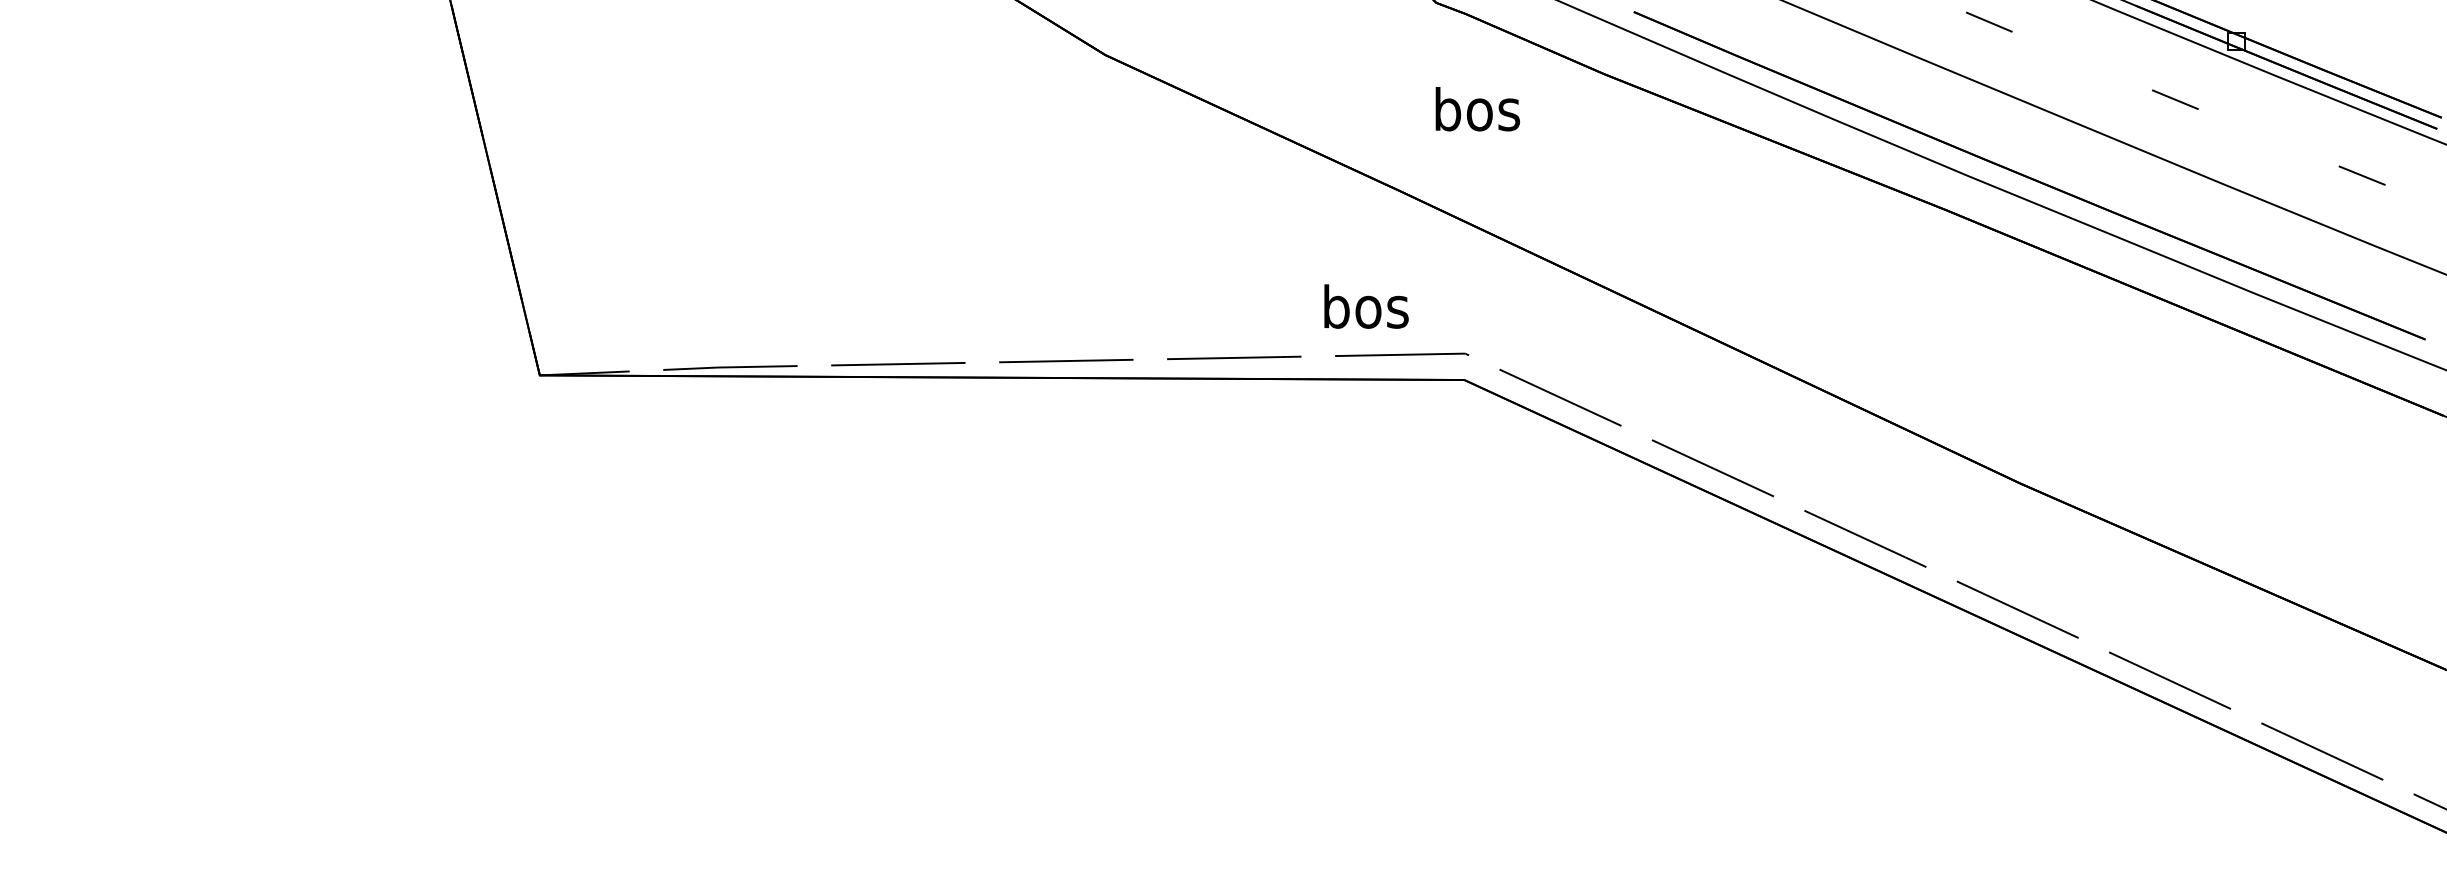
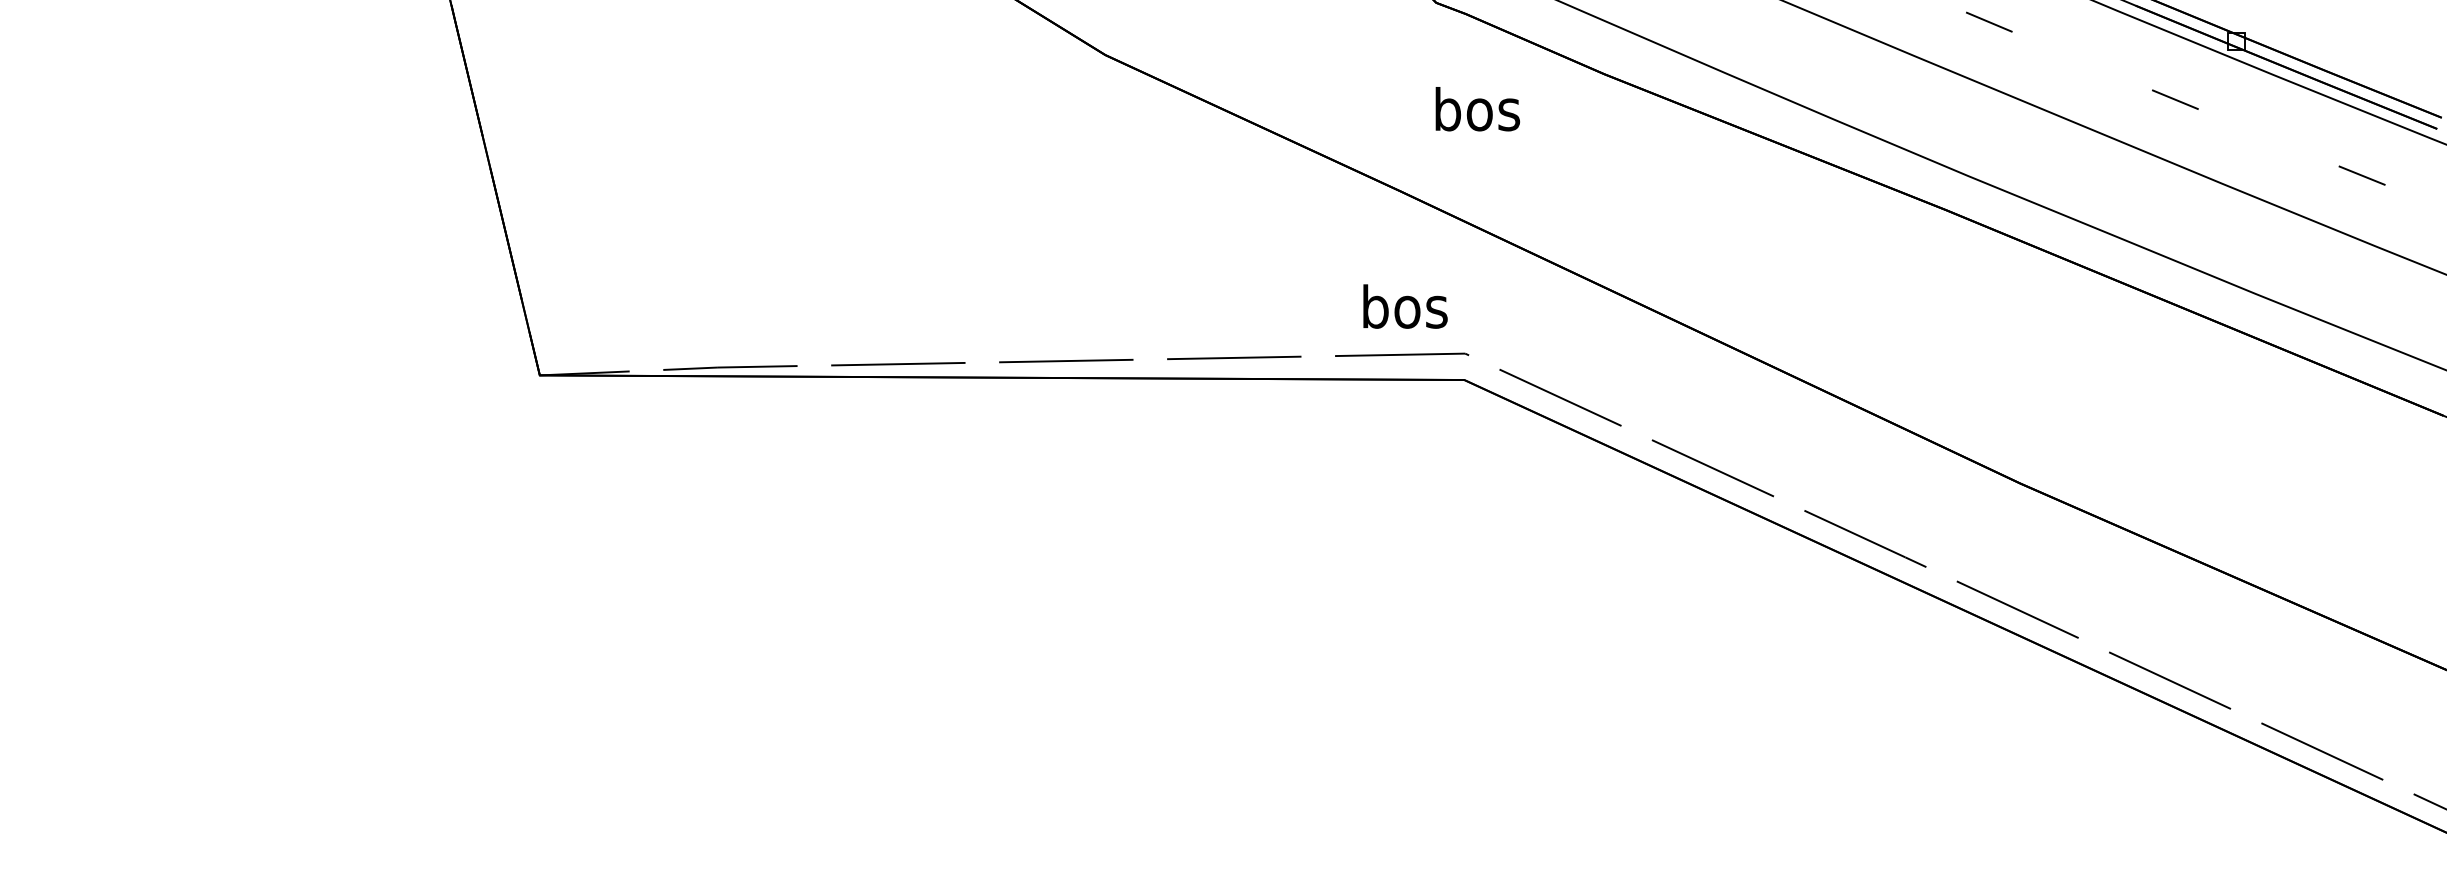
part: present -> none (2029, 175)
text position: (1366, 306) -> (1405, 306) (1405, 306)
